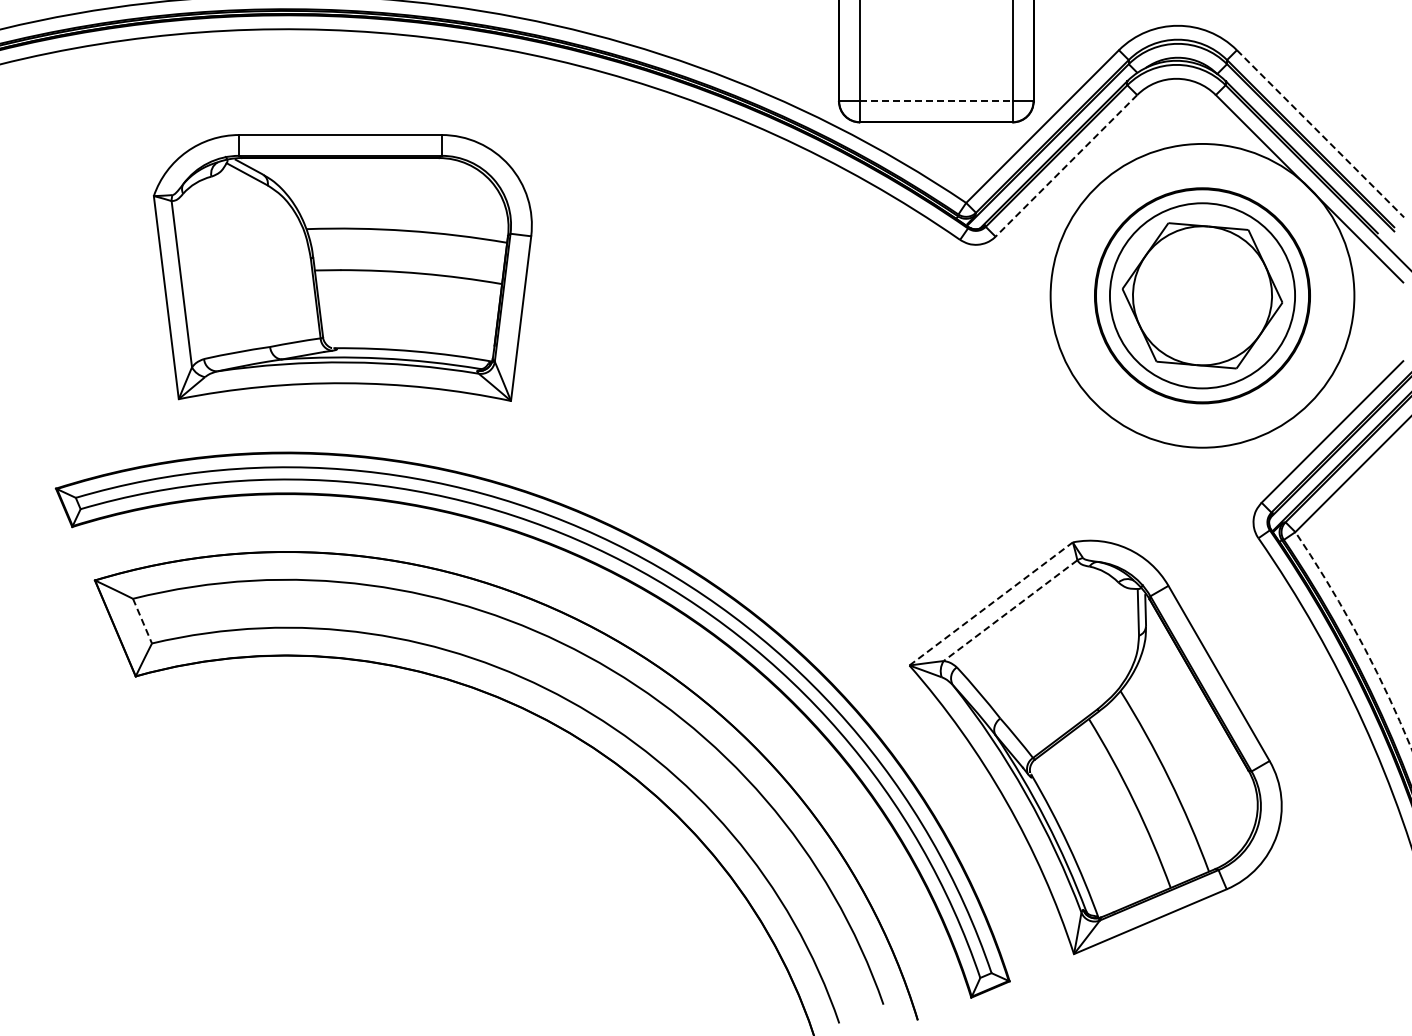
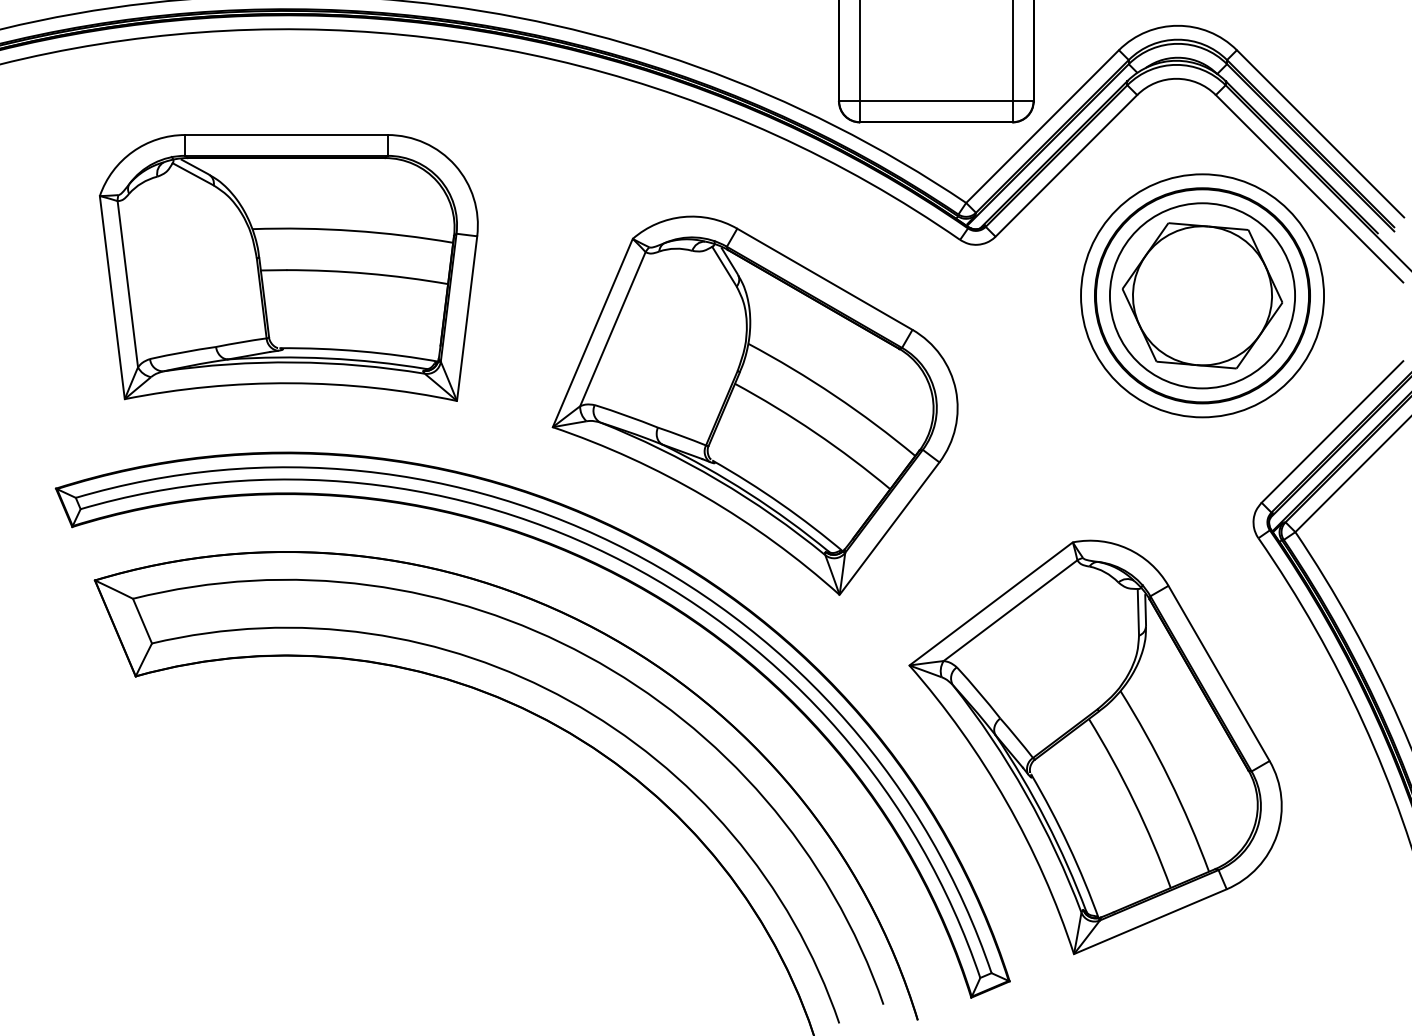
line: dashed -> solid (936, 101)
line: dashed -> solid (1320, 134)
line: dashed -> solid (1066, 166)
part position: (342, 267) -> (288, 267) (288, 267)
circle diameter: 304 px -> 243 px (1202, 295)
part: none -> present (754, 405)
line: dashed -> solid (991, 603)
line: dashed -> solid (1010, 610)
line: dashed -> solid (142, 621)
arc: dashed -> solid (1358, 637)
